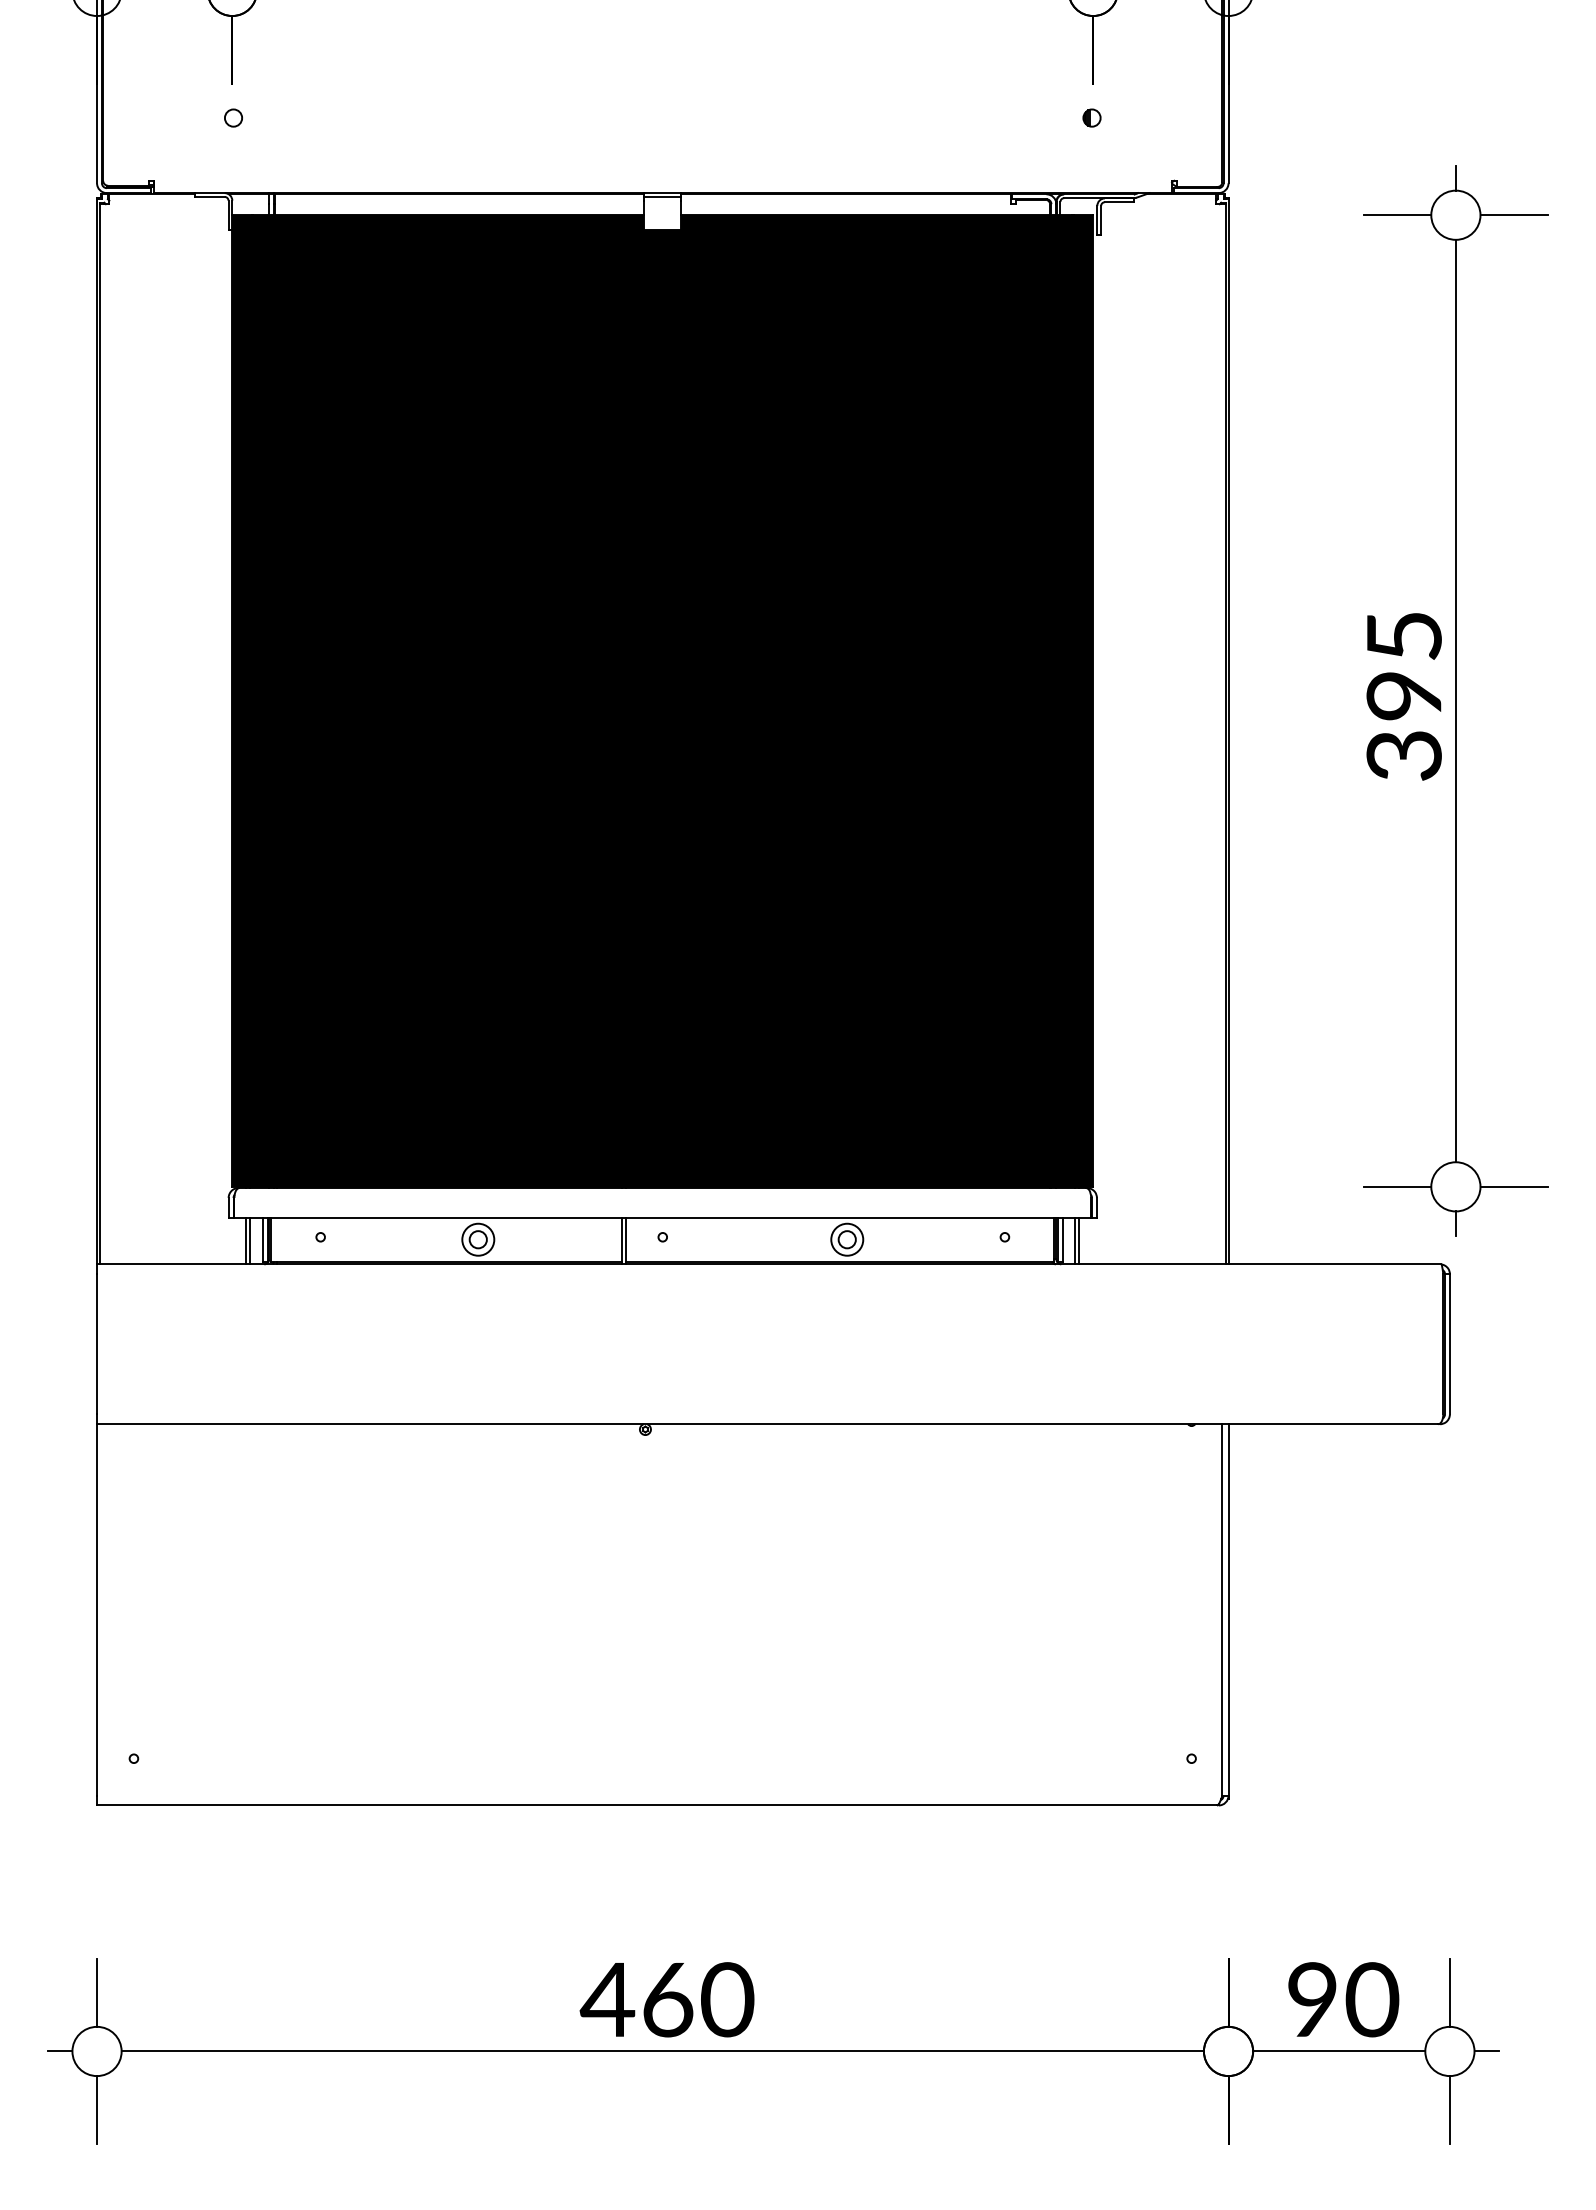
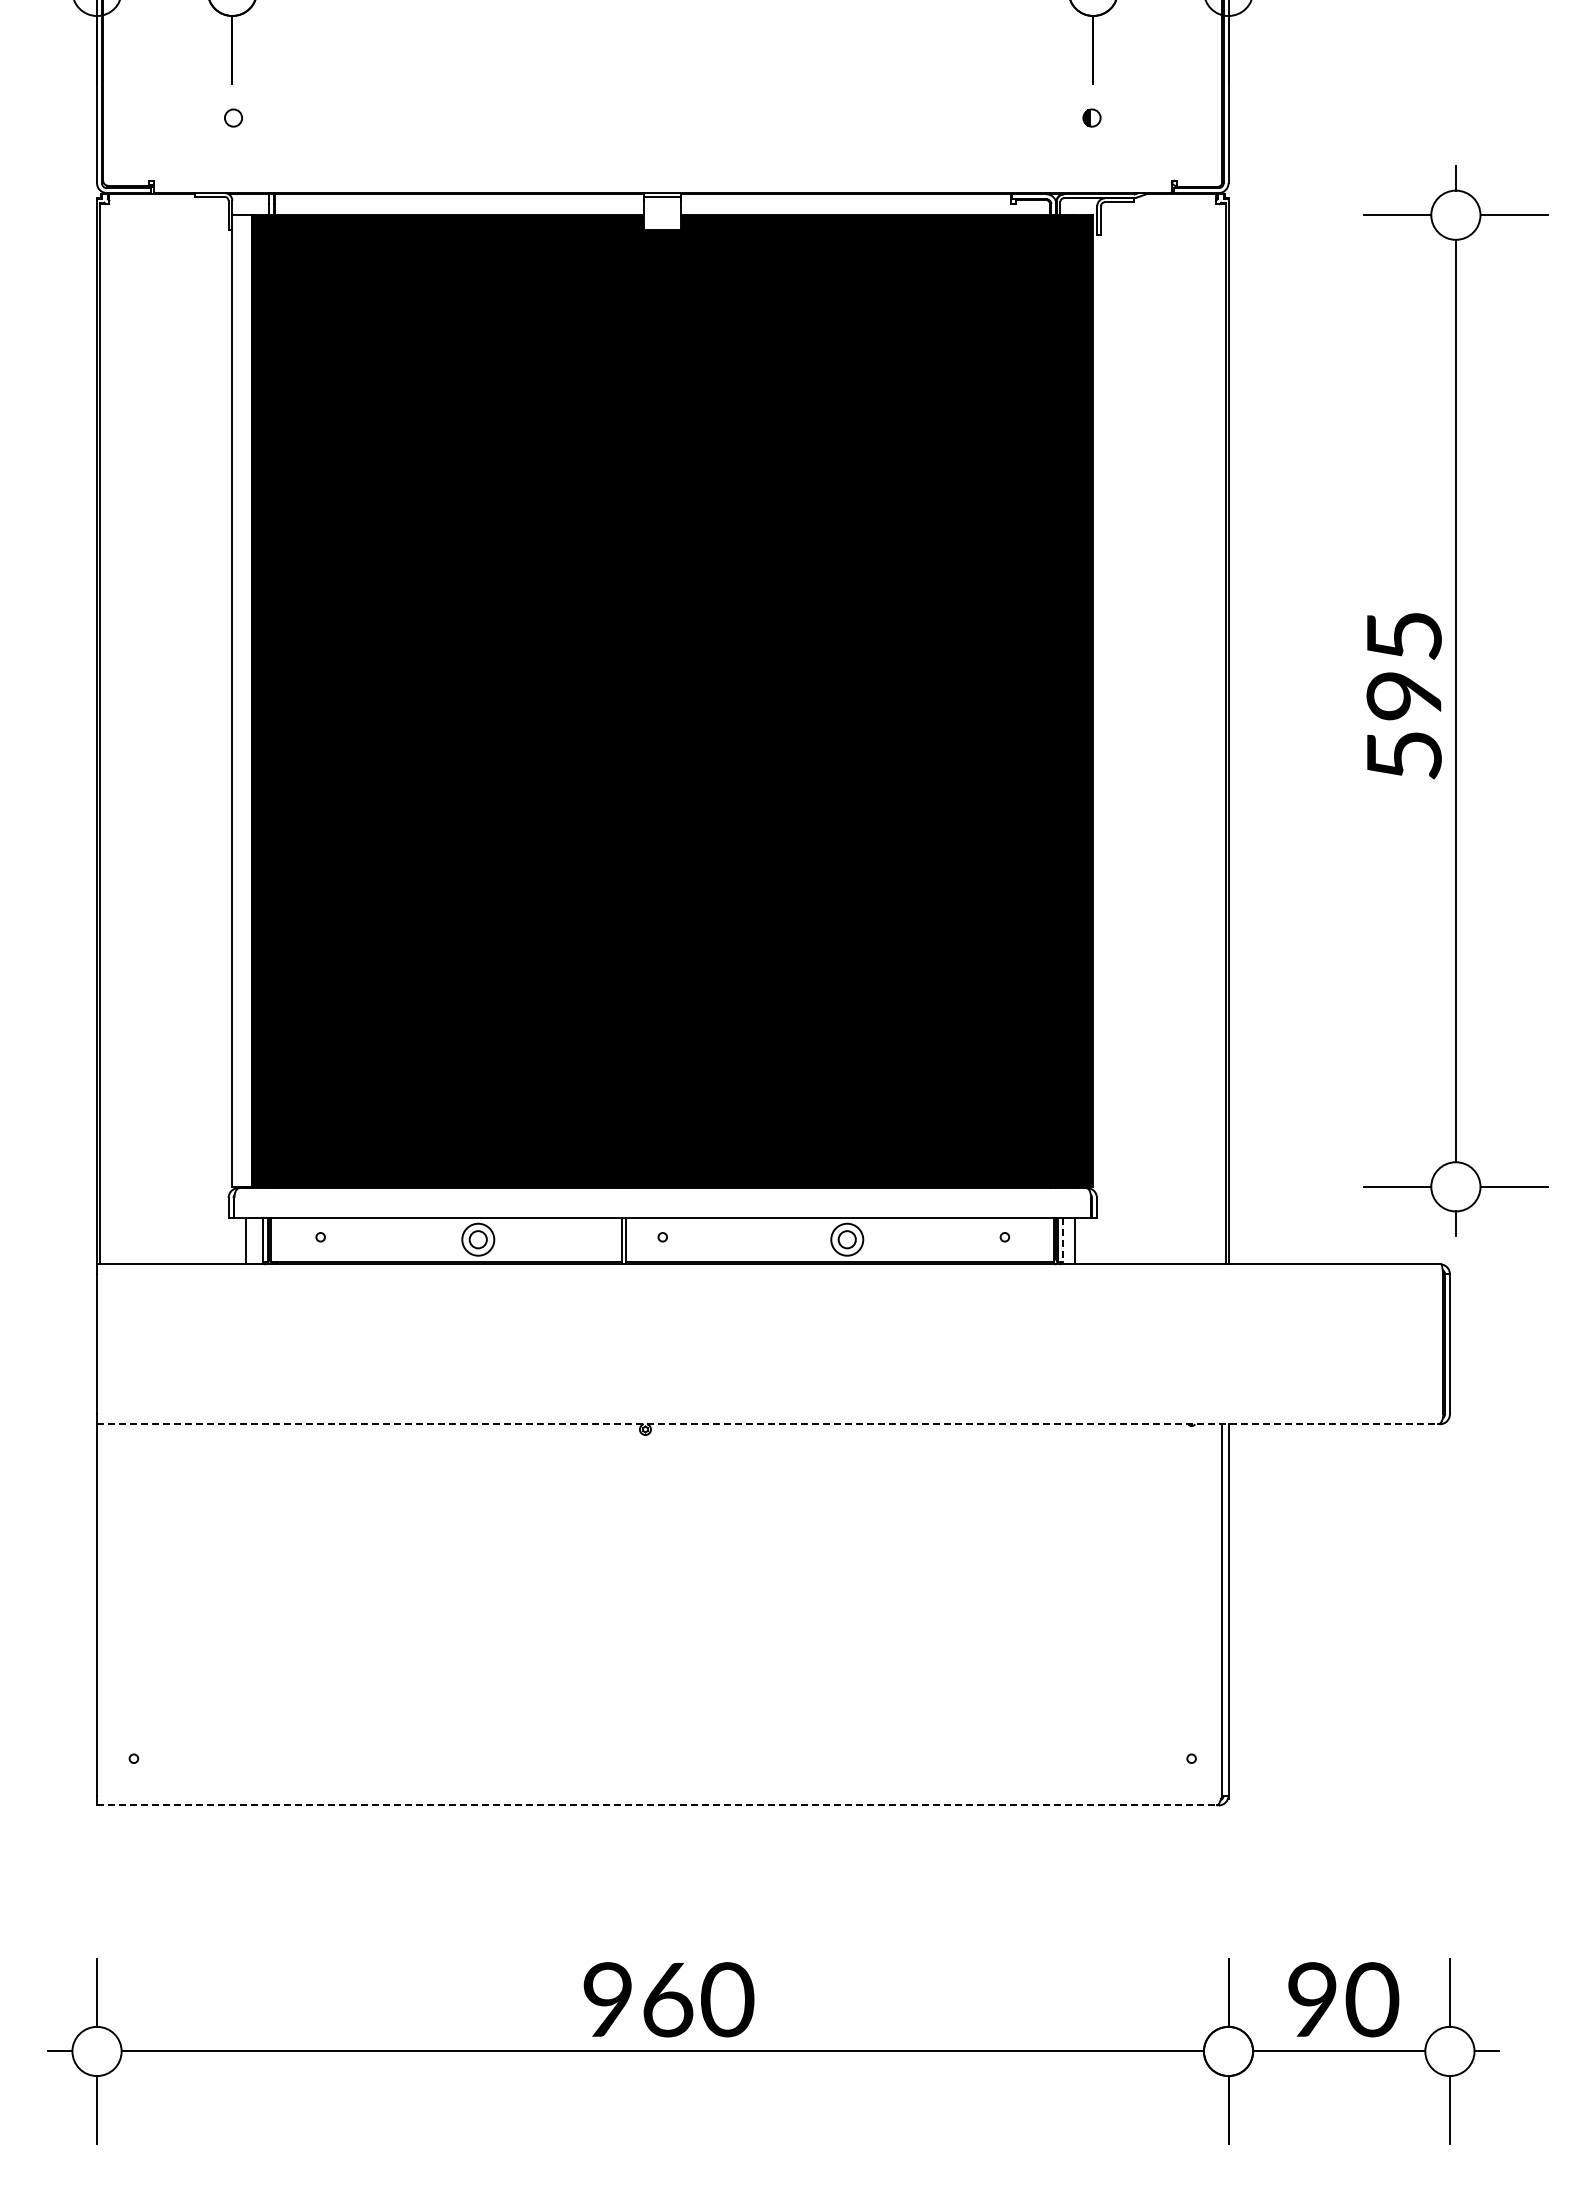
fill: present -> none (242, 700)
text: 395 -> 595 (1403, 755)
line: present -> none (250, 1240)
line: solid -> dashed (1062, 1240)
line: present -> none (1079, 1240)
line: solid -> dashed (767, 1424)
line: solid -> dashed (657, 1805)
text: 460 -> 960 (607, 1999)
